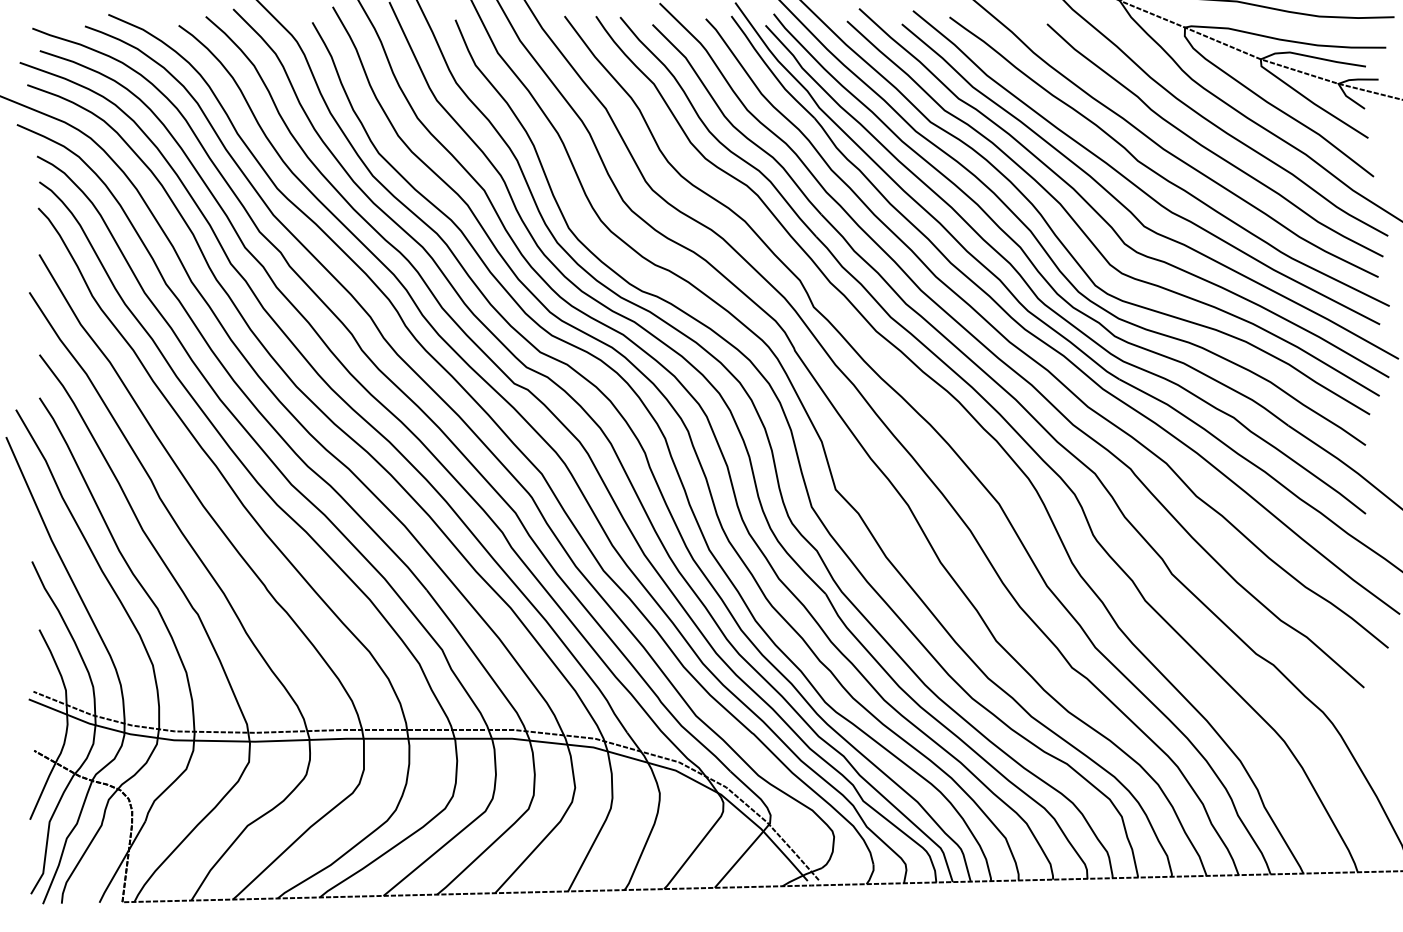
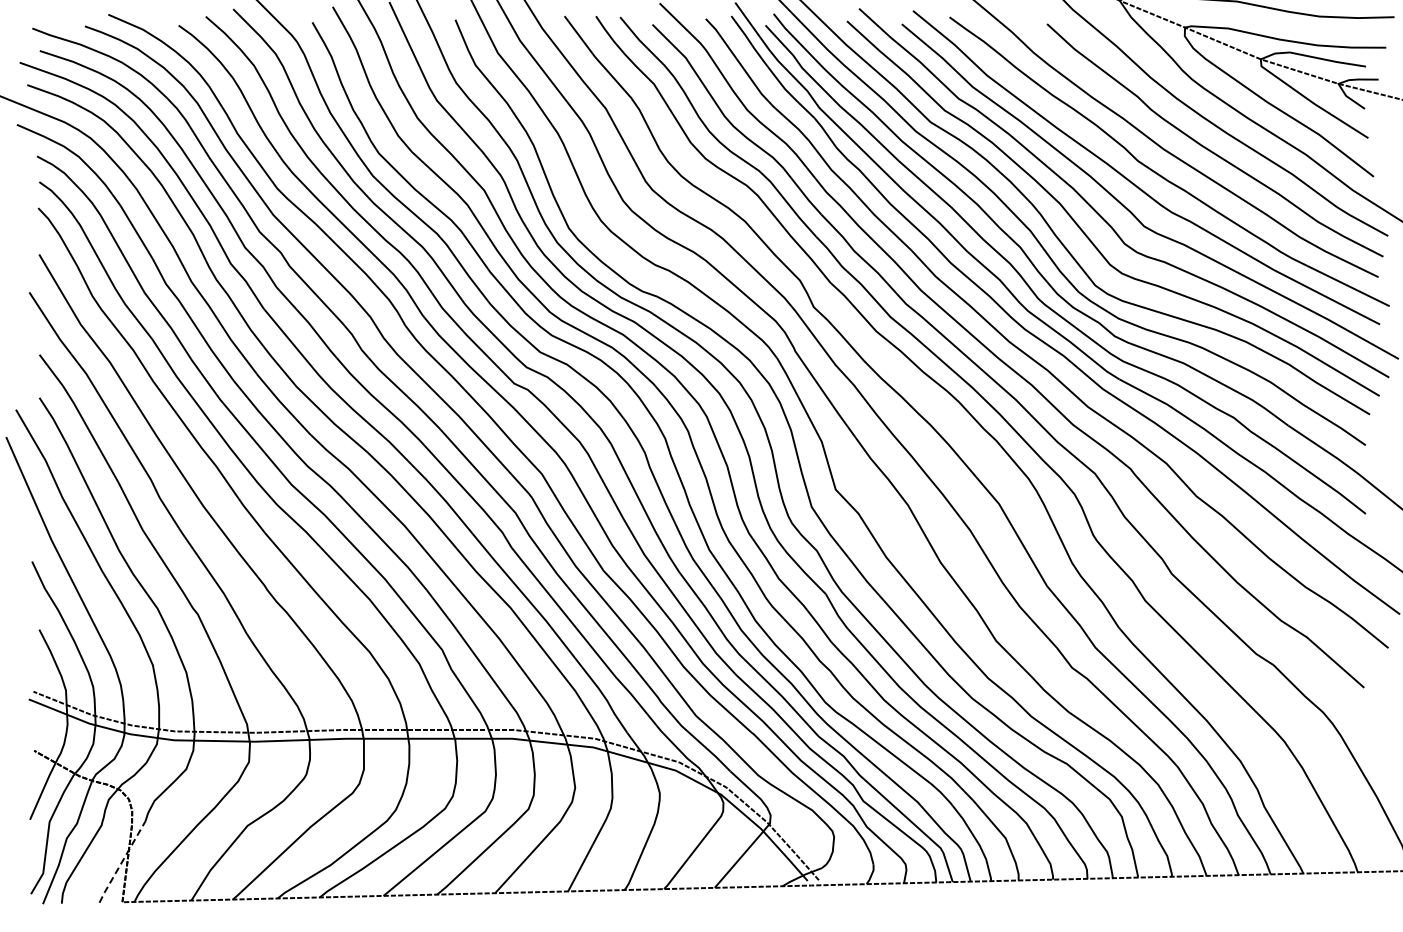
line: solid -> dashed (121, 862)
